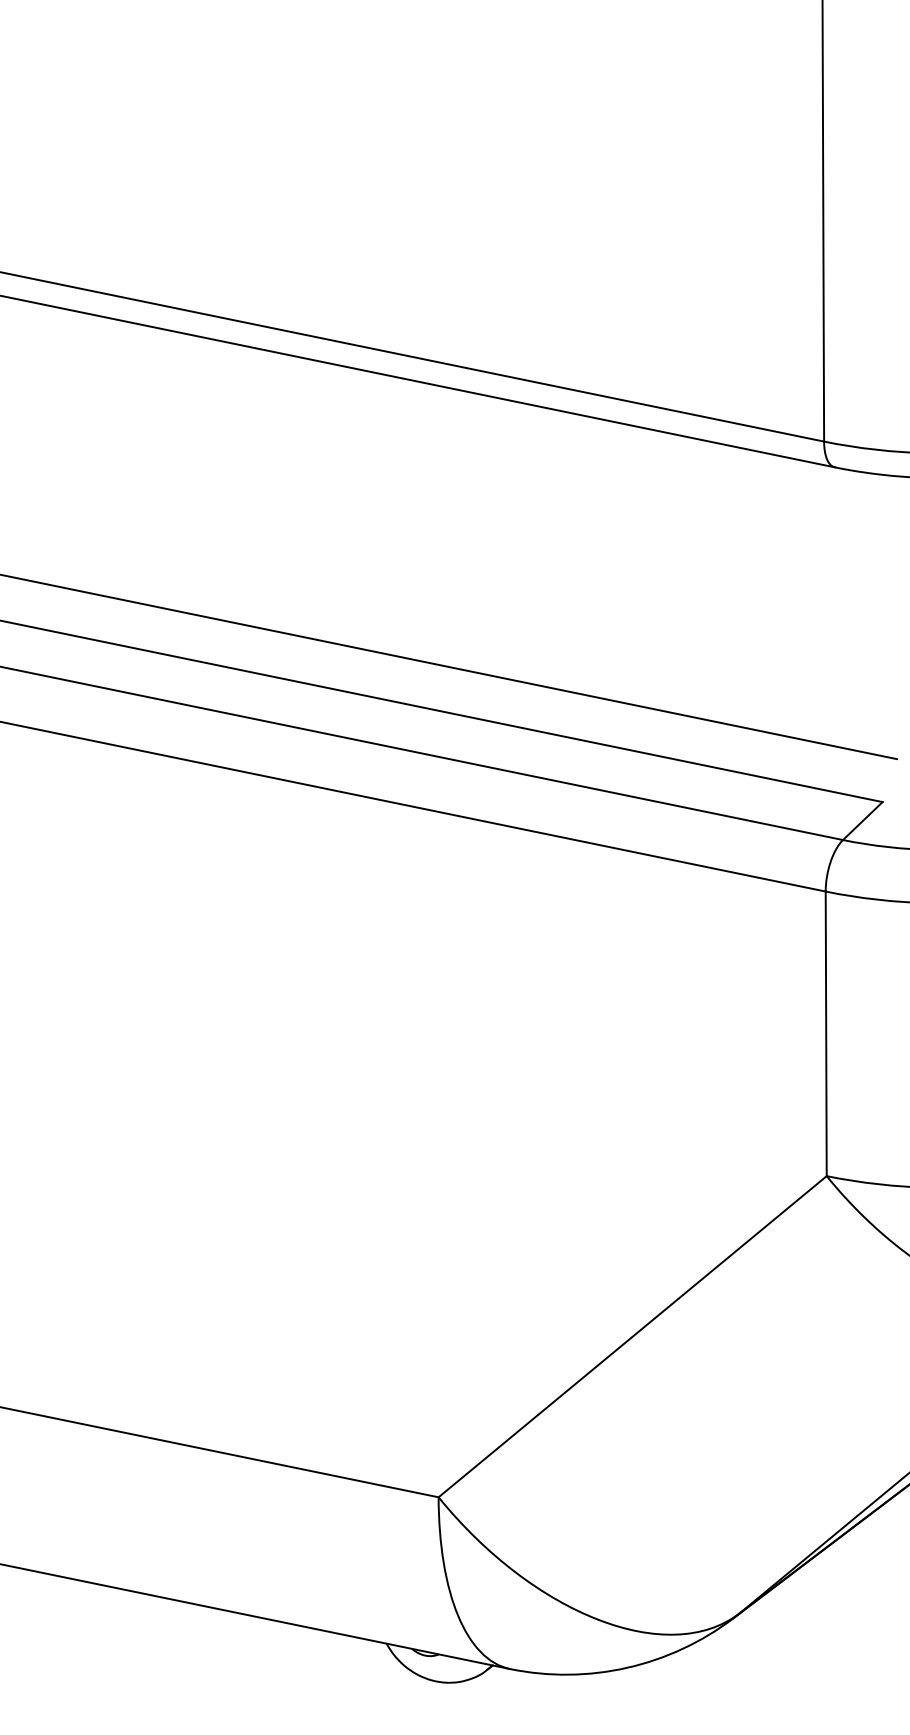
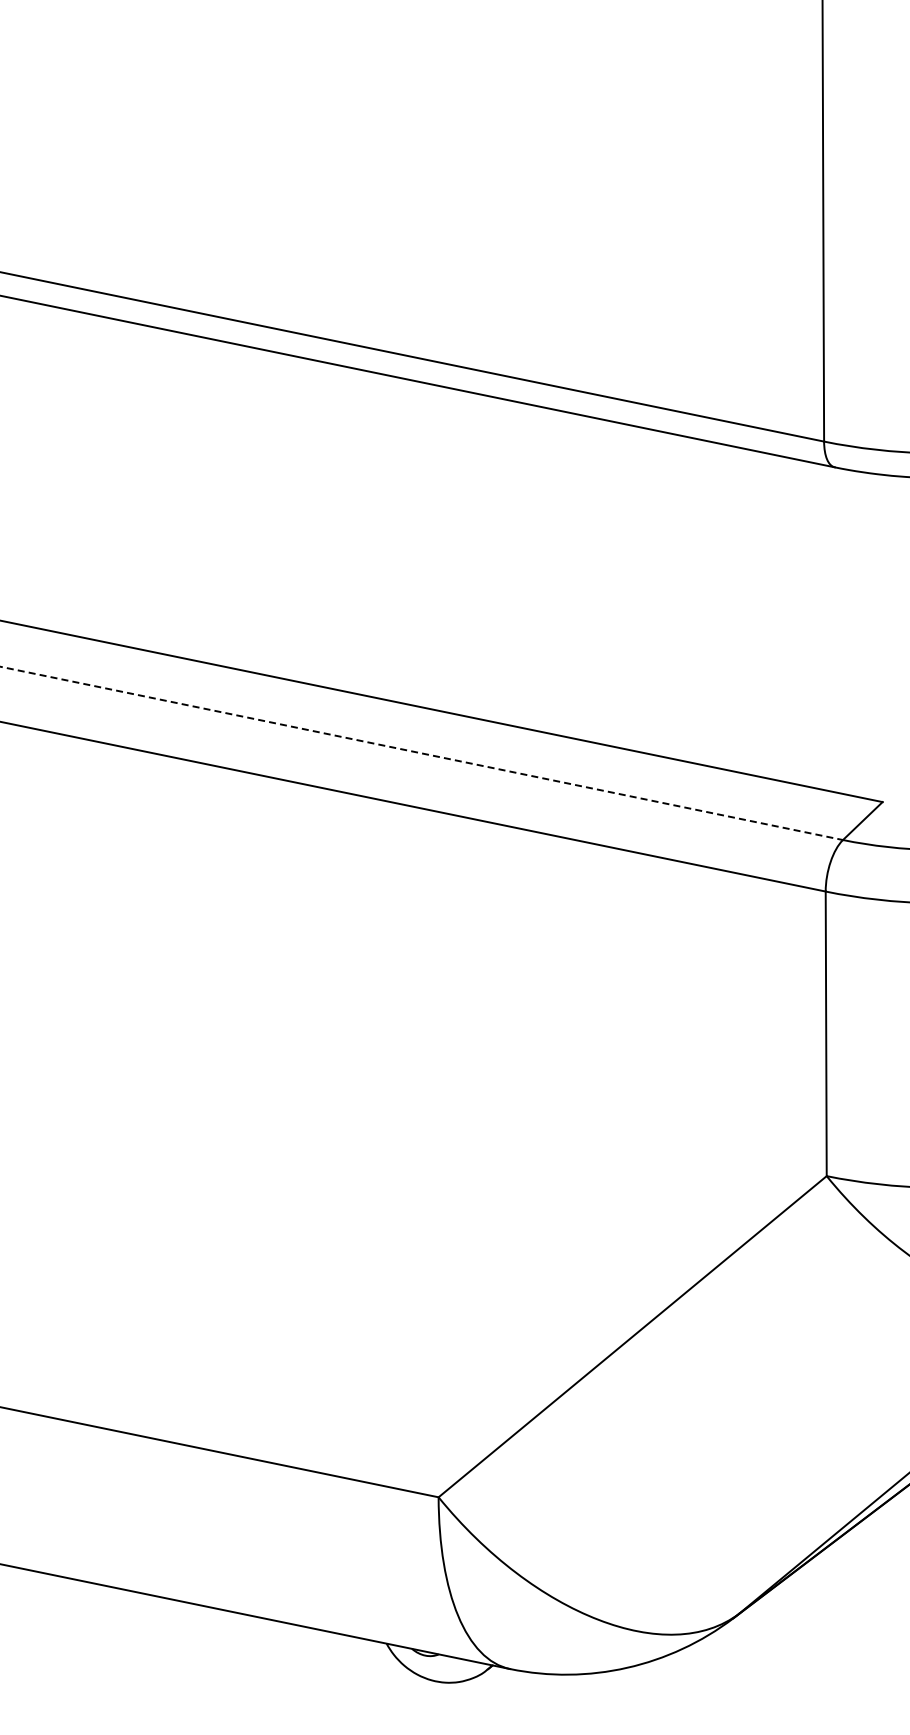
line: present -> none (449, 667)
line: solid -> dashed (421, 753)
